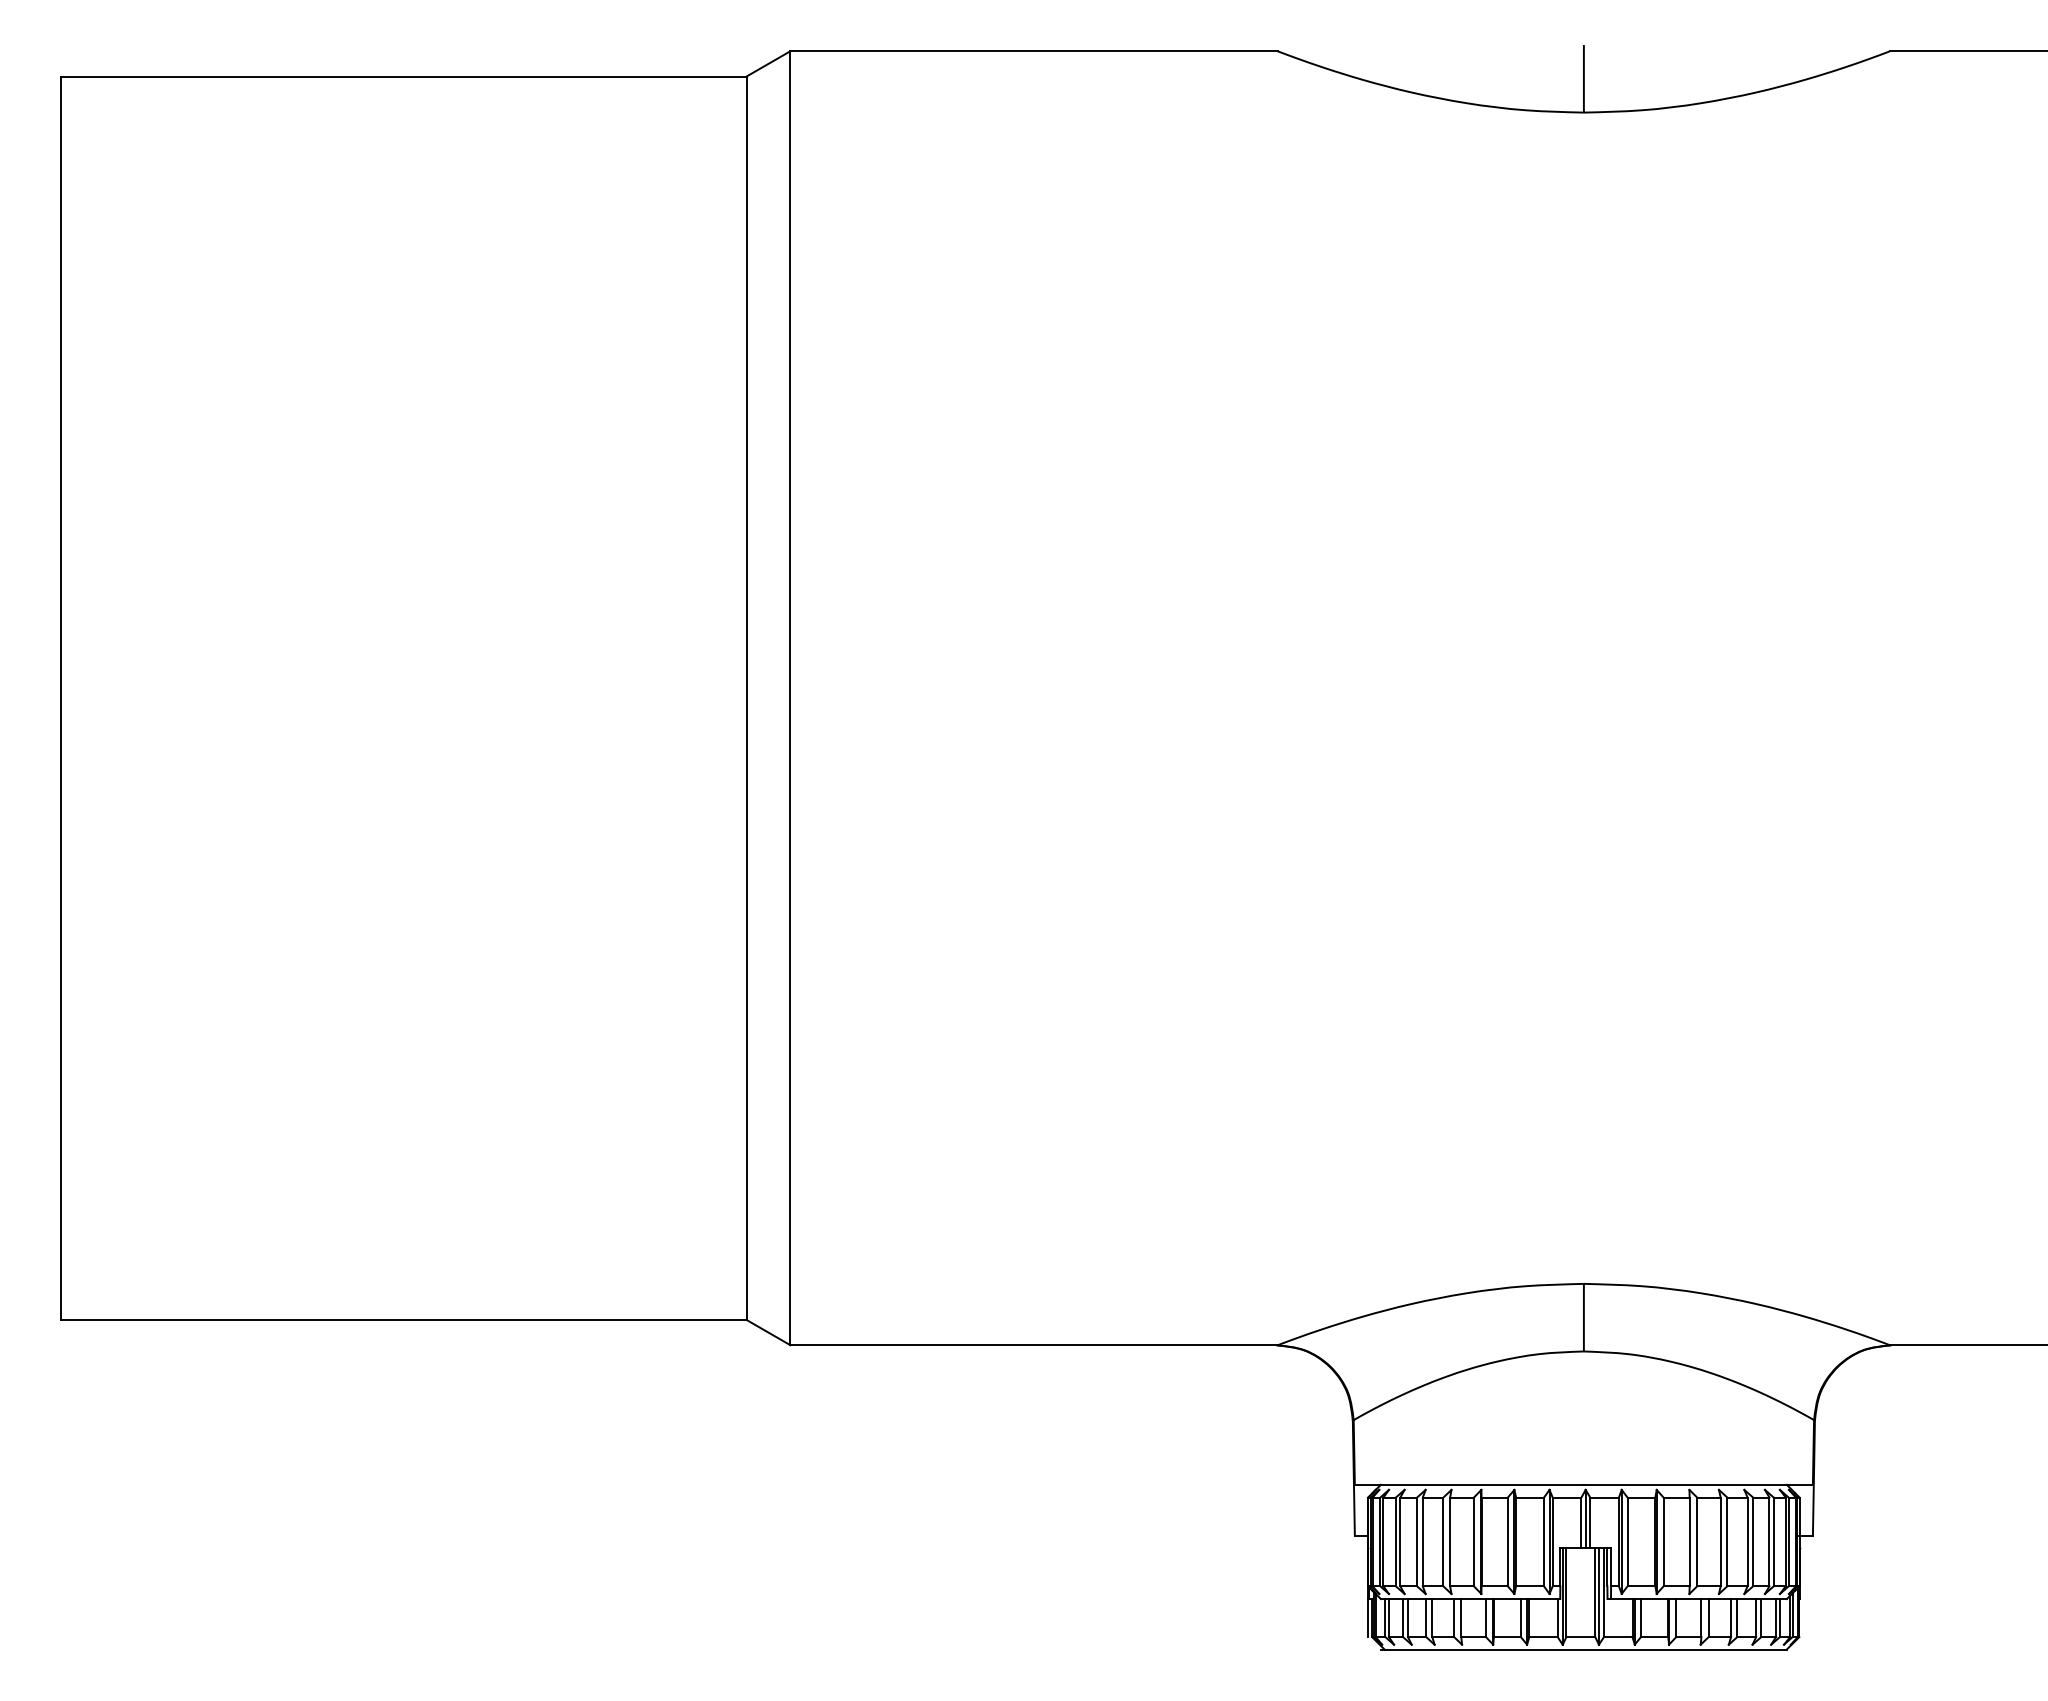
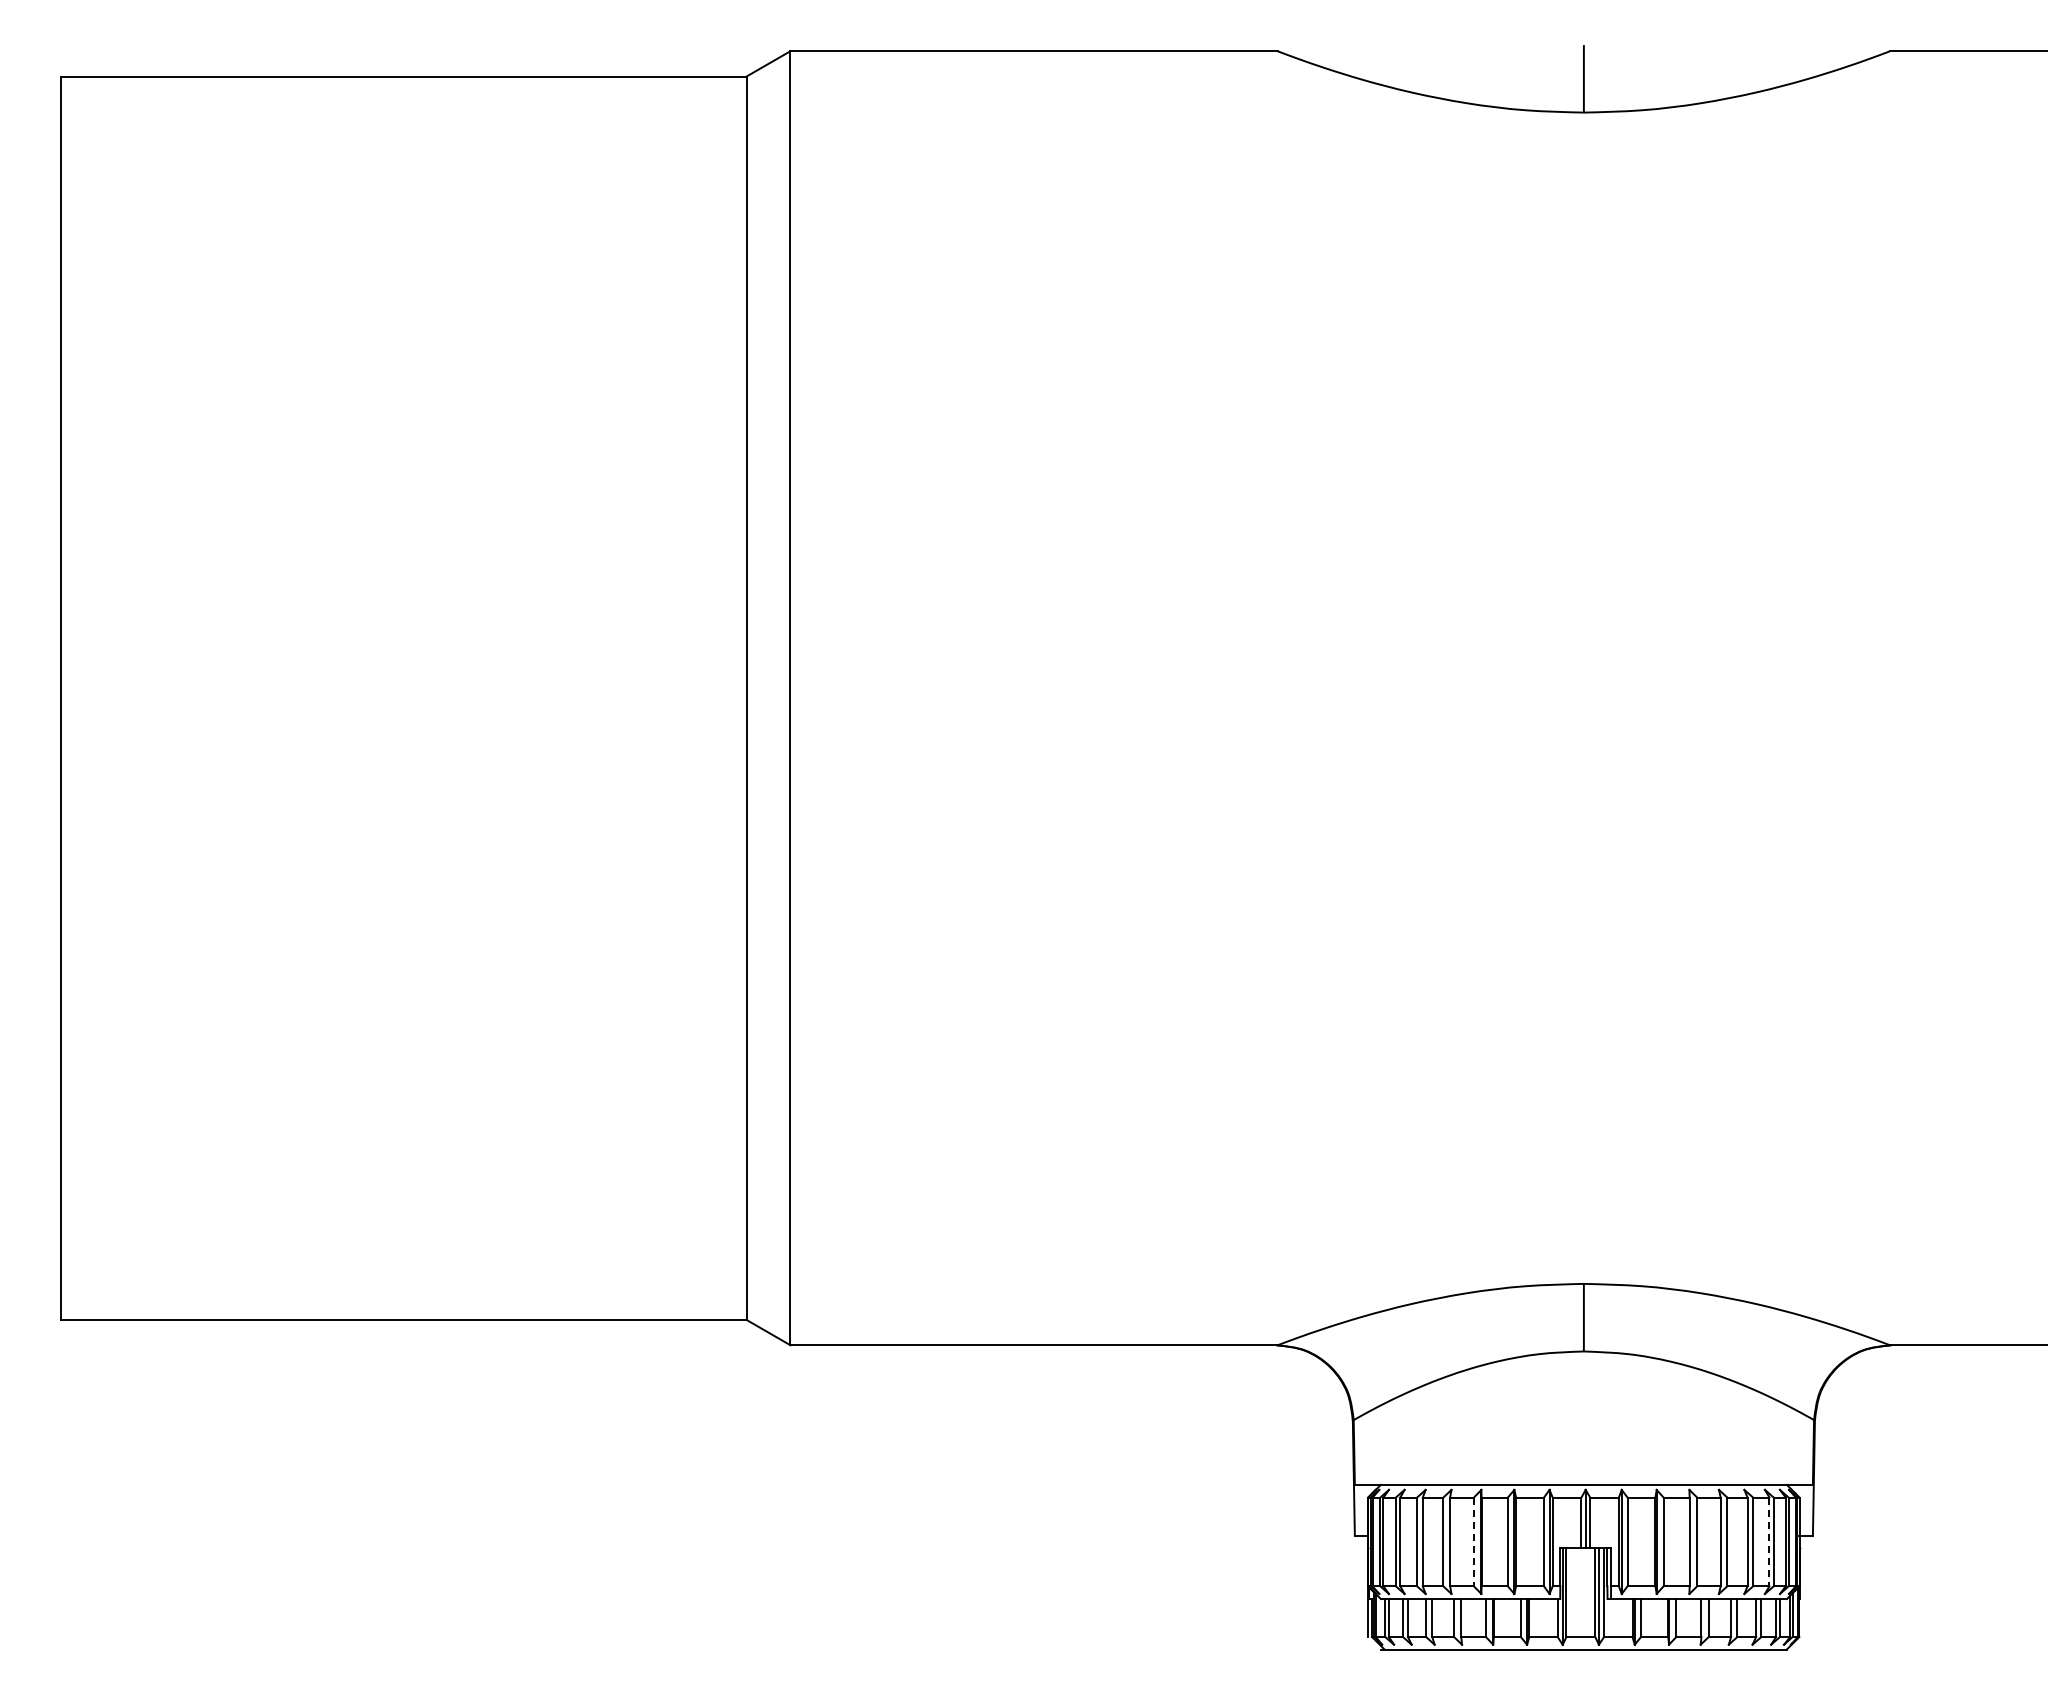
line: solid -> dashed (1473, 1542)
line: solid -> dashed (1769, 1542)
